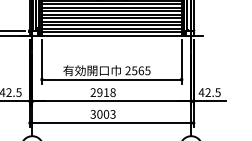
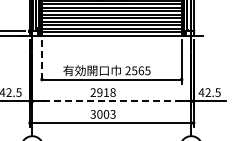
line: solid -> dashed (41, 62)
line: solid -> dashed (112, 101)
